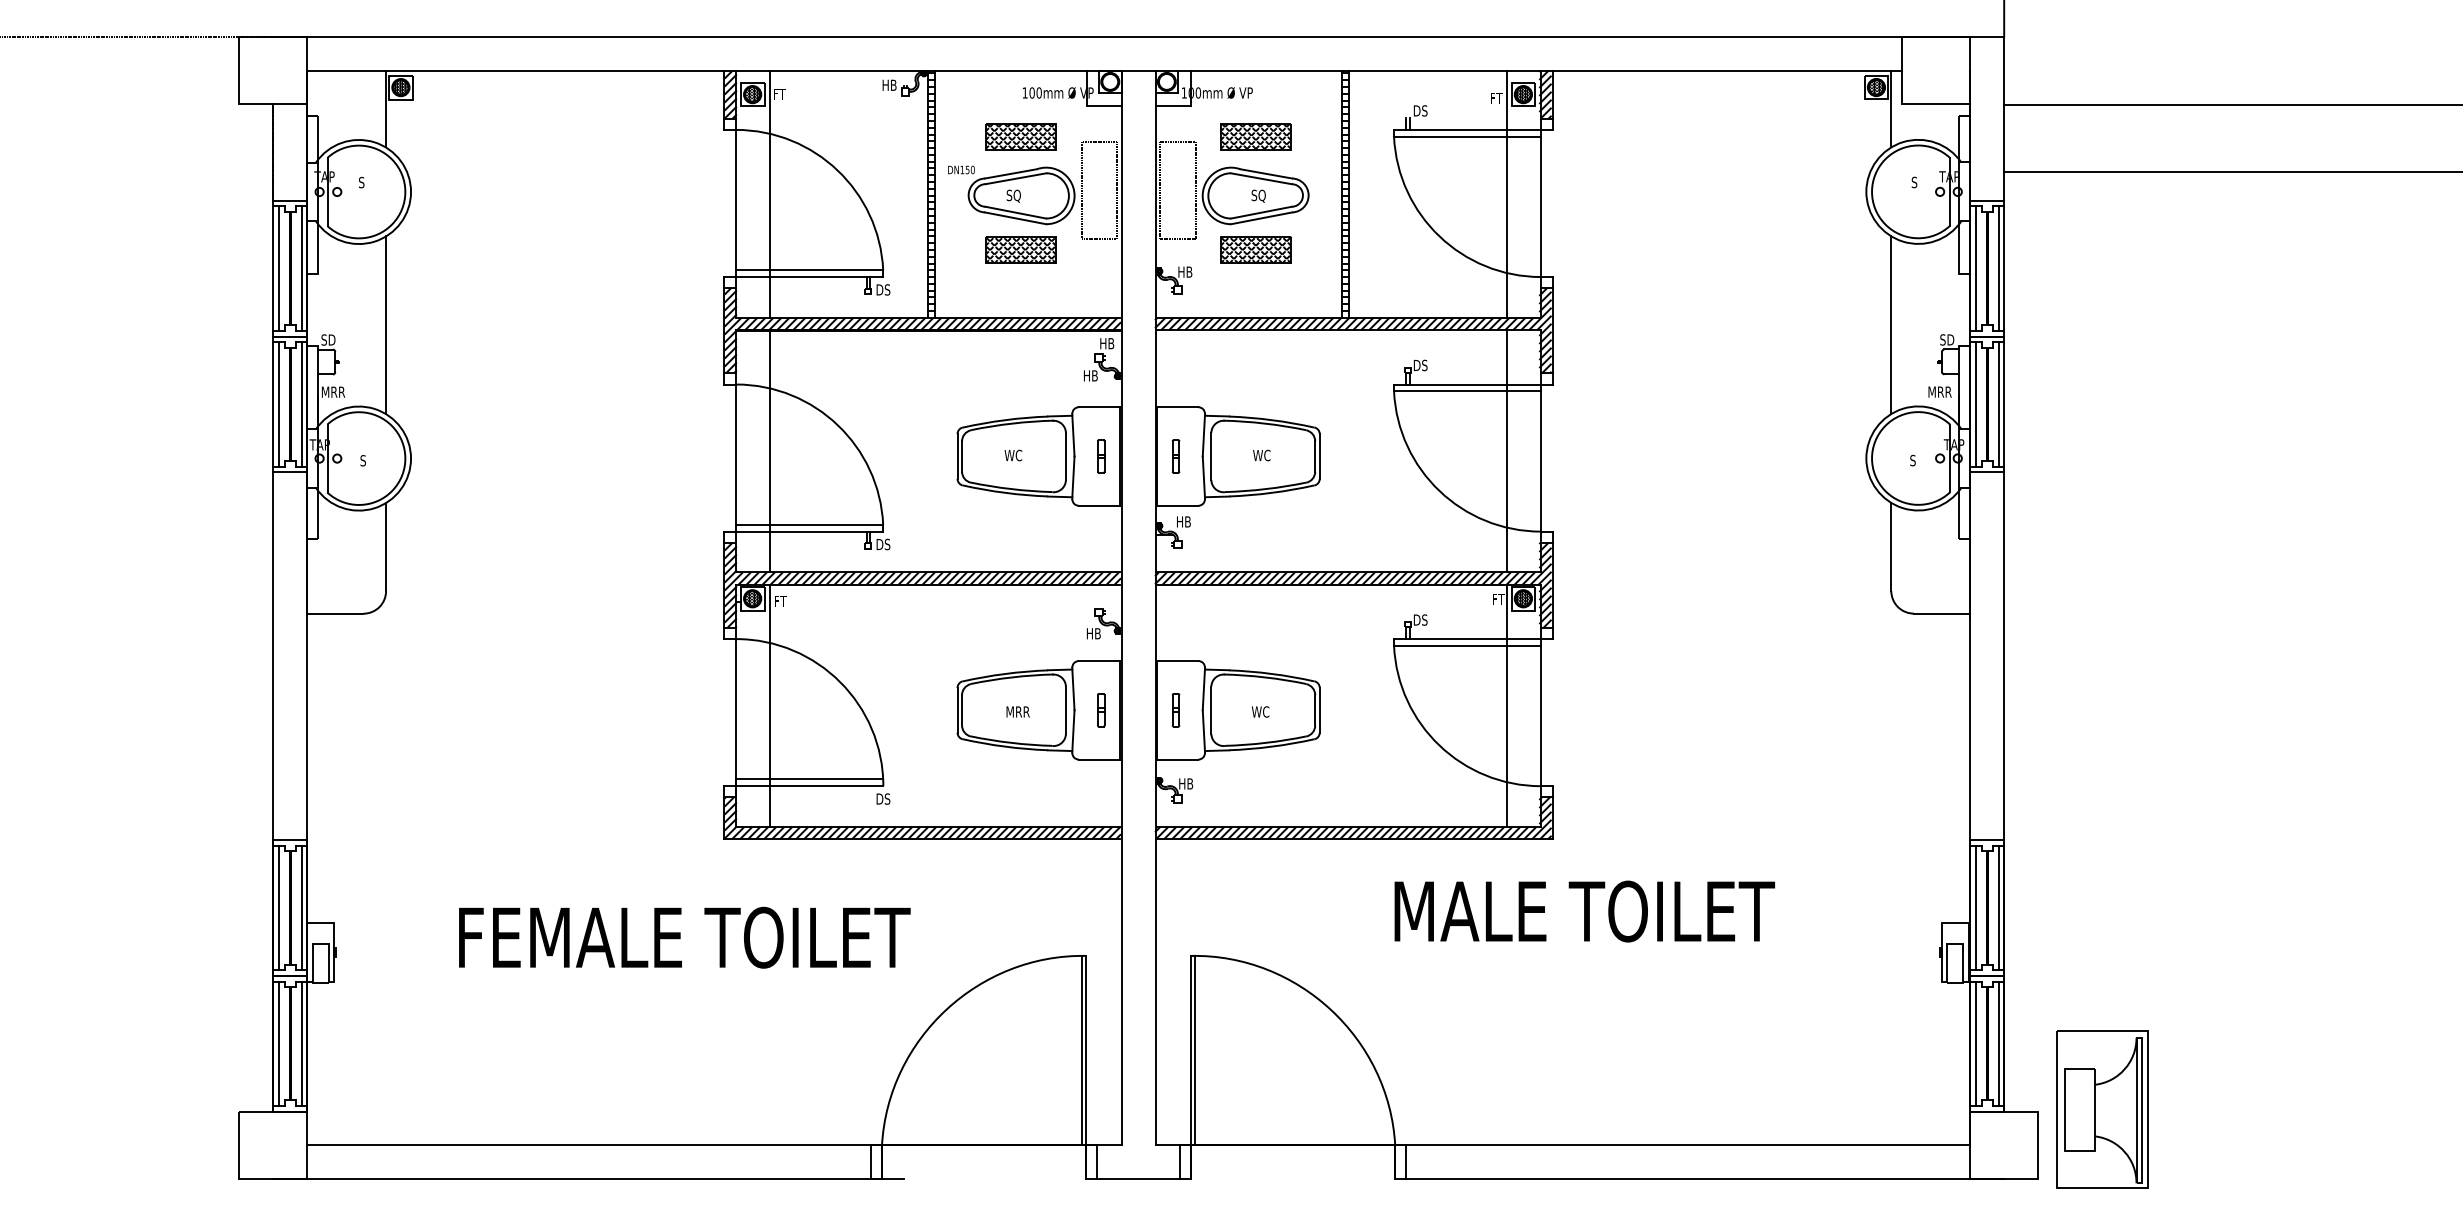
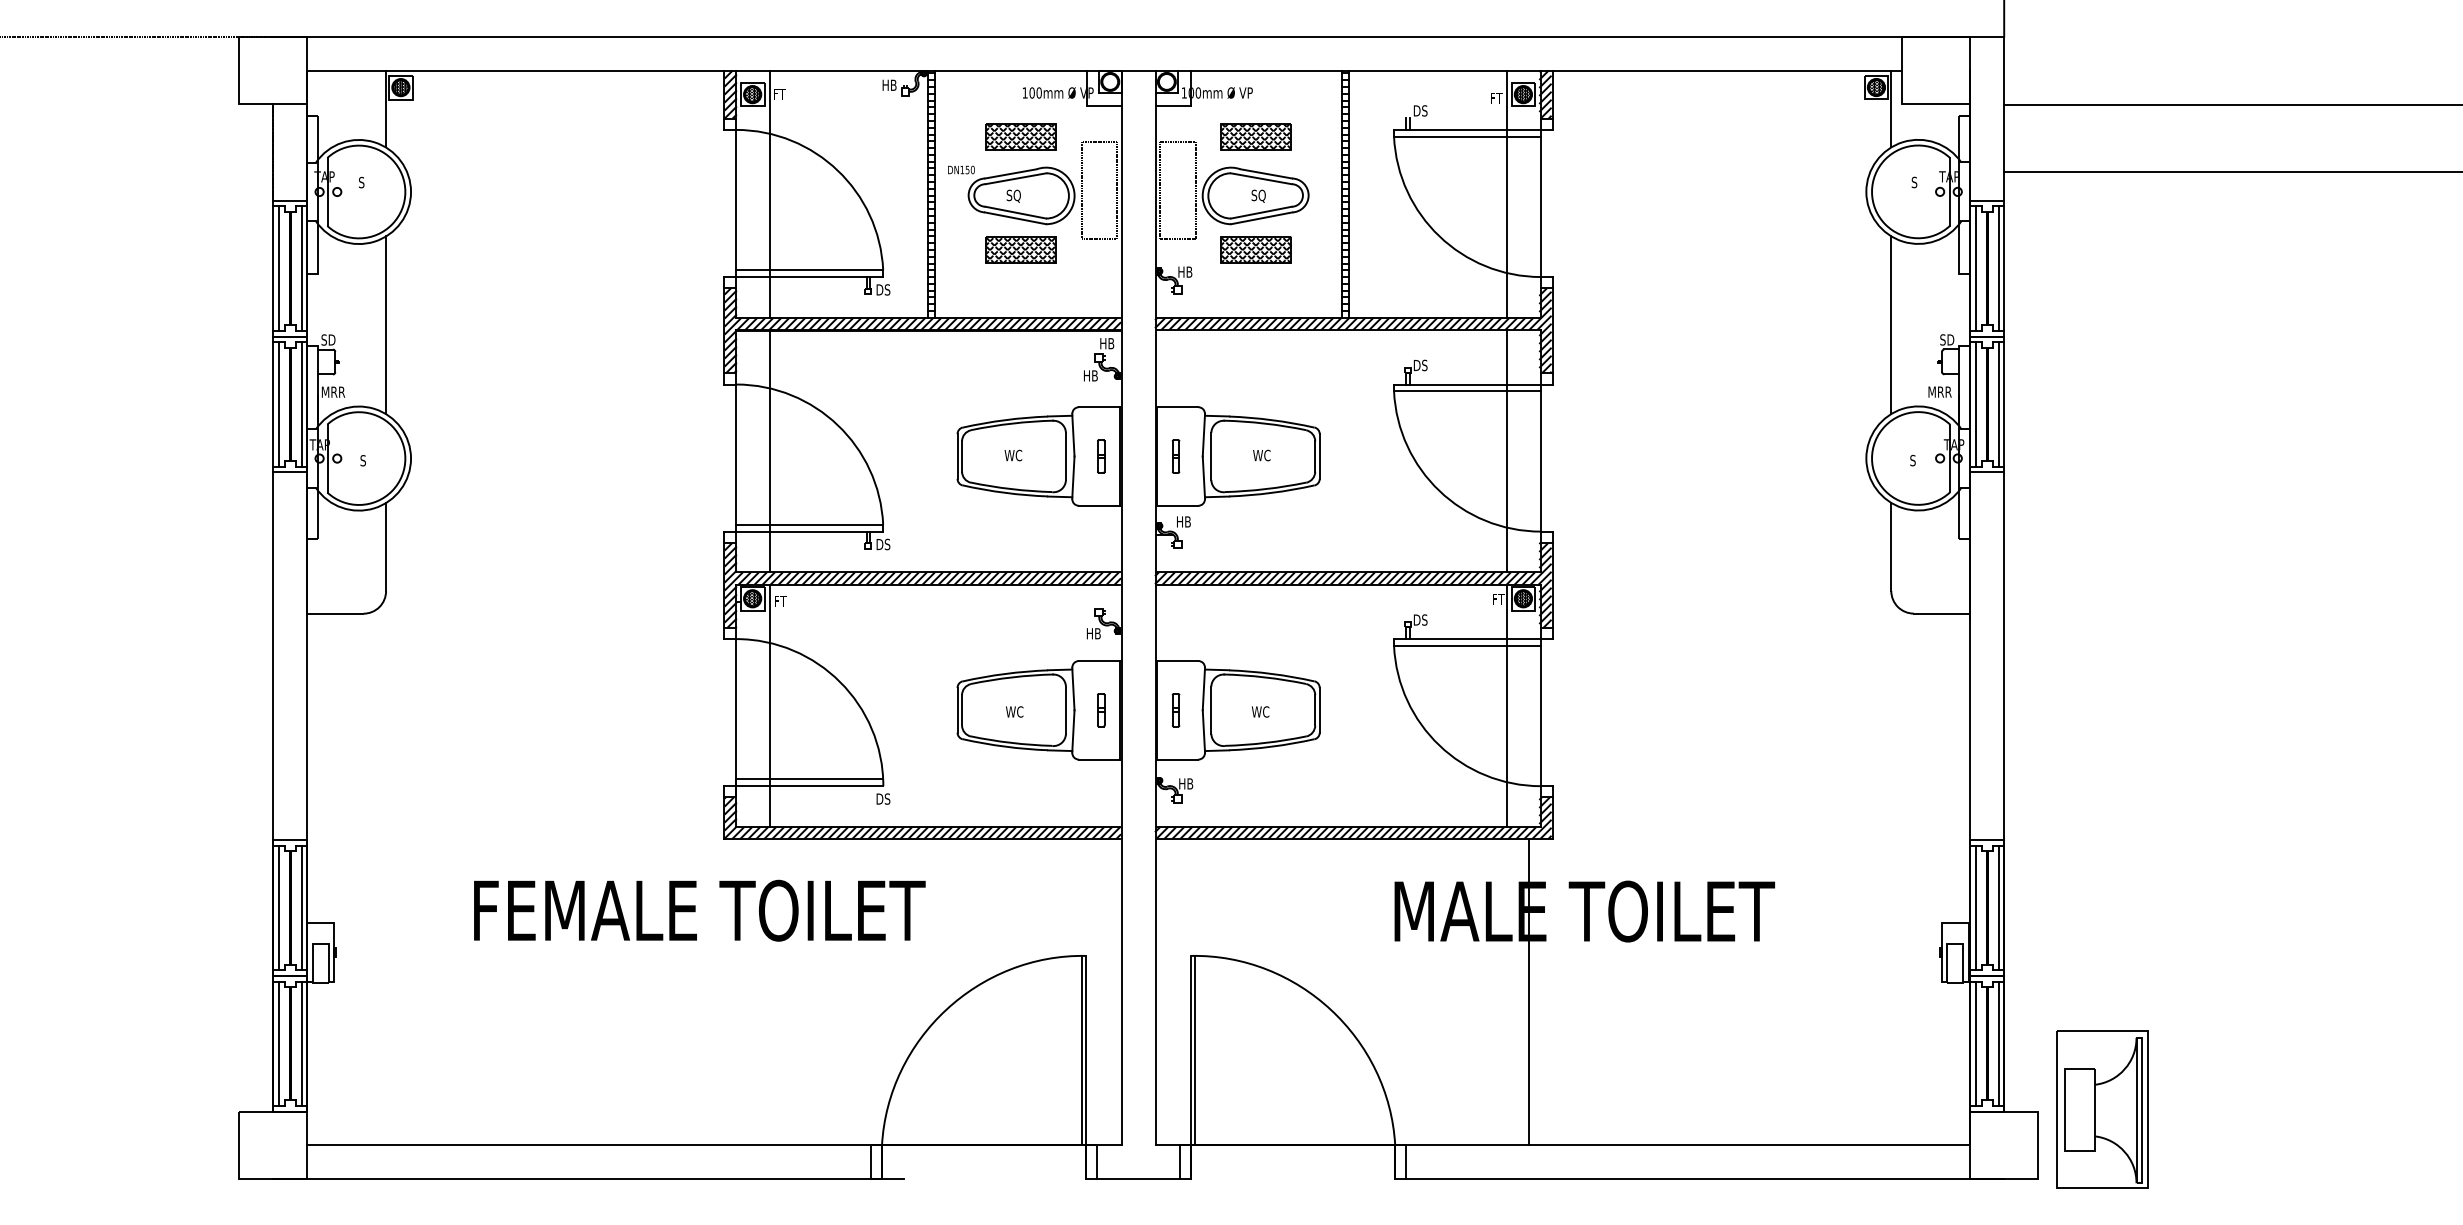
text: MRR -> WC (1017, 711)
text position: (684, 937) -> (699, 910) (699, 910)
line: none -> present (1528, 992)
